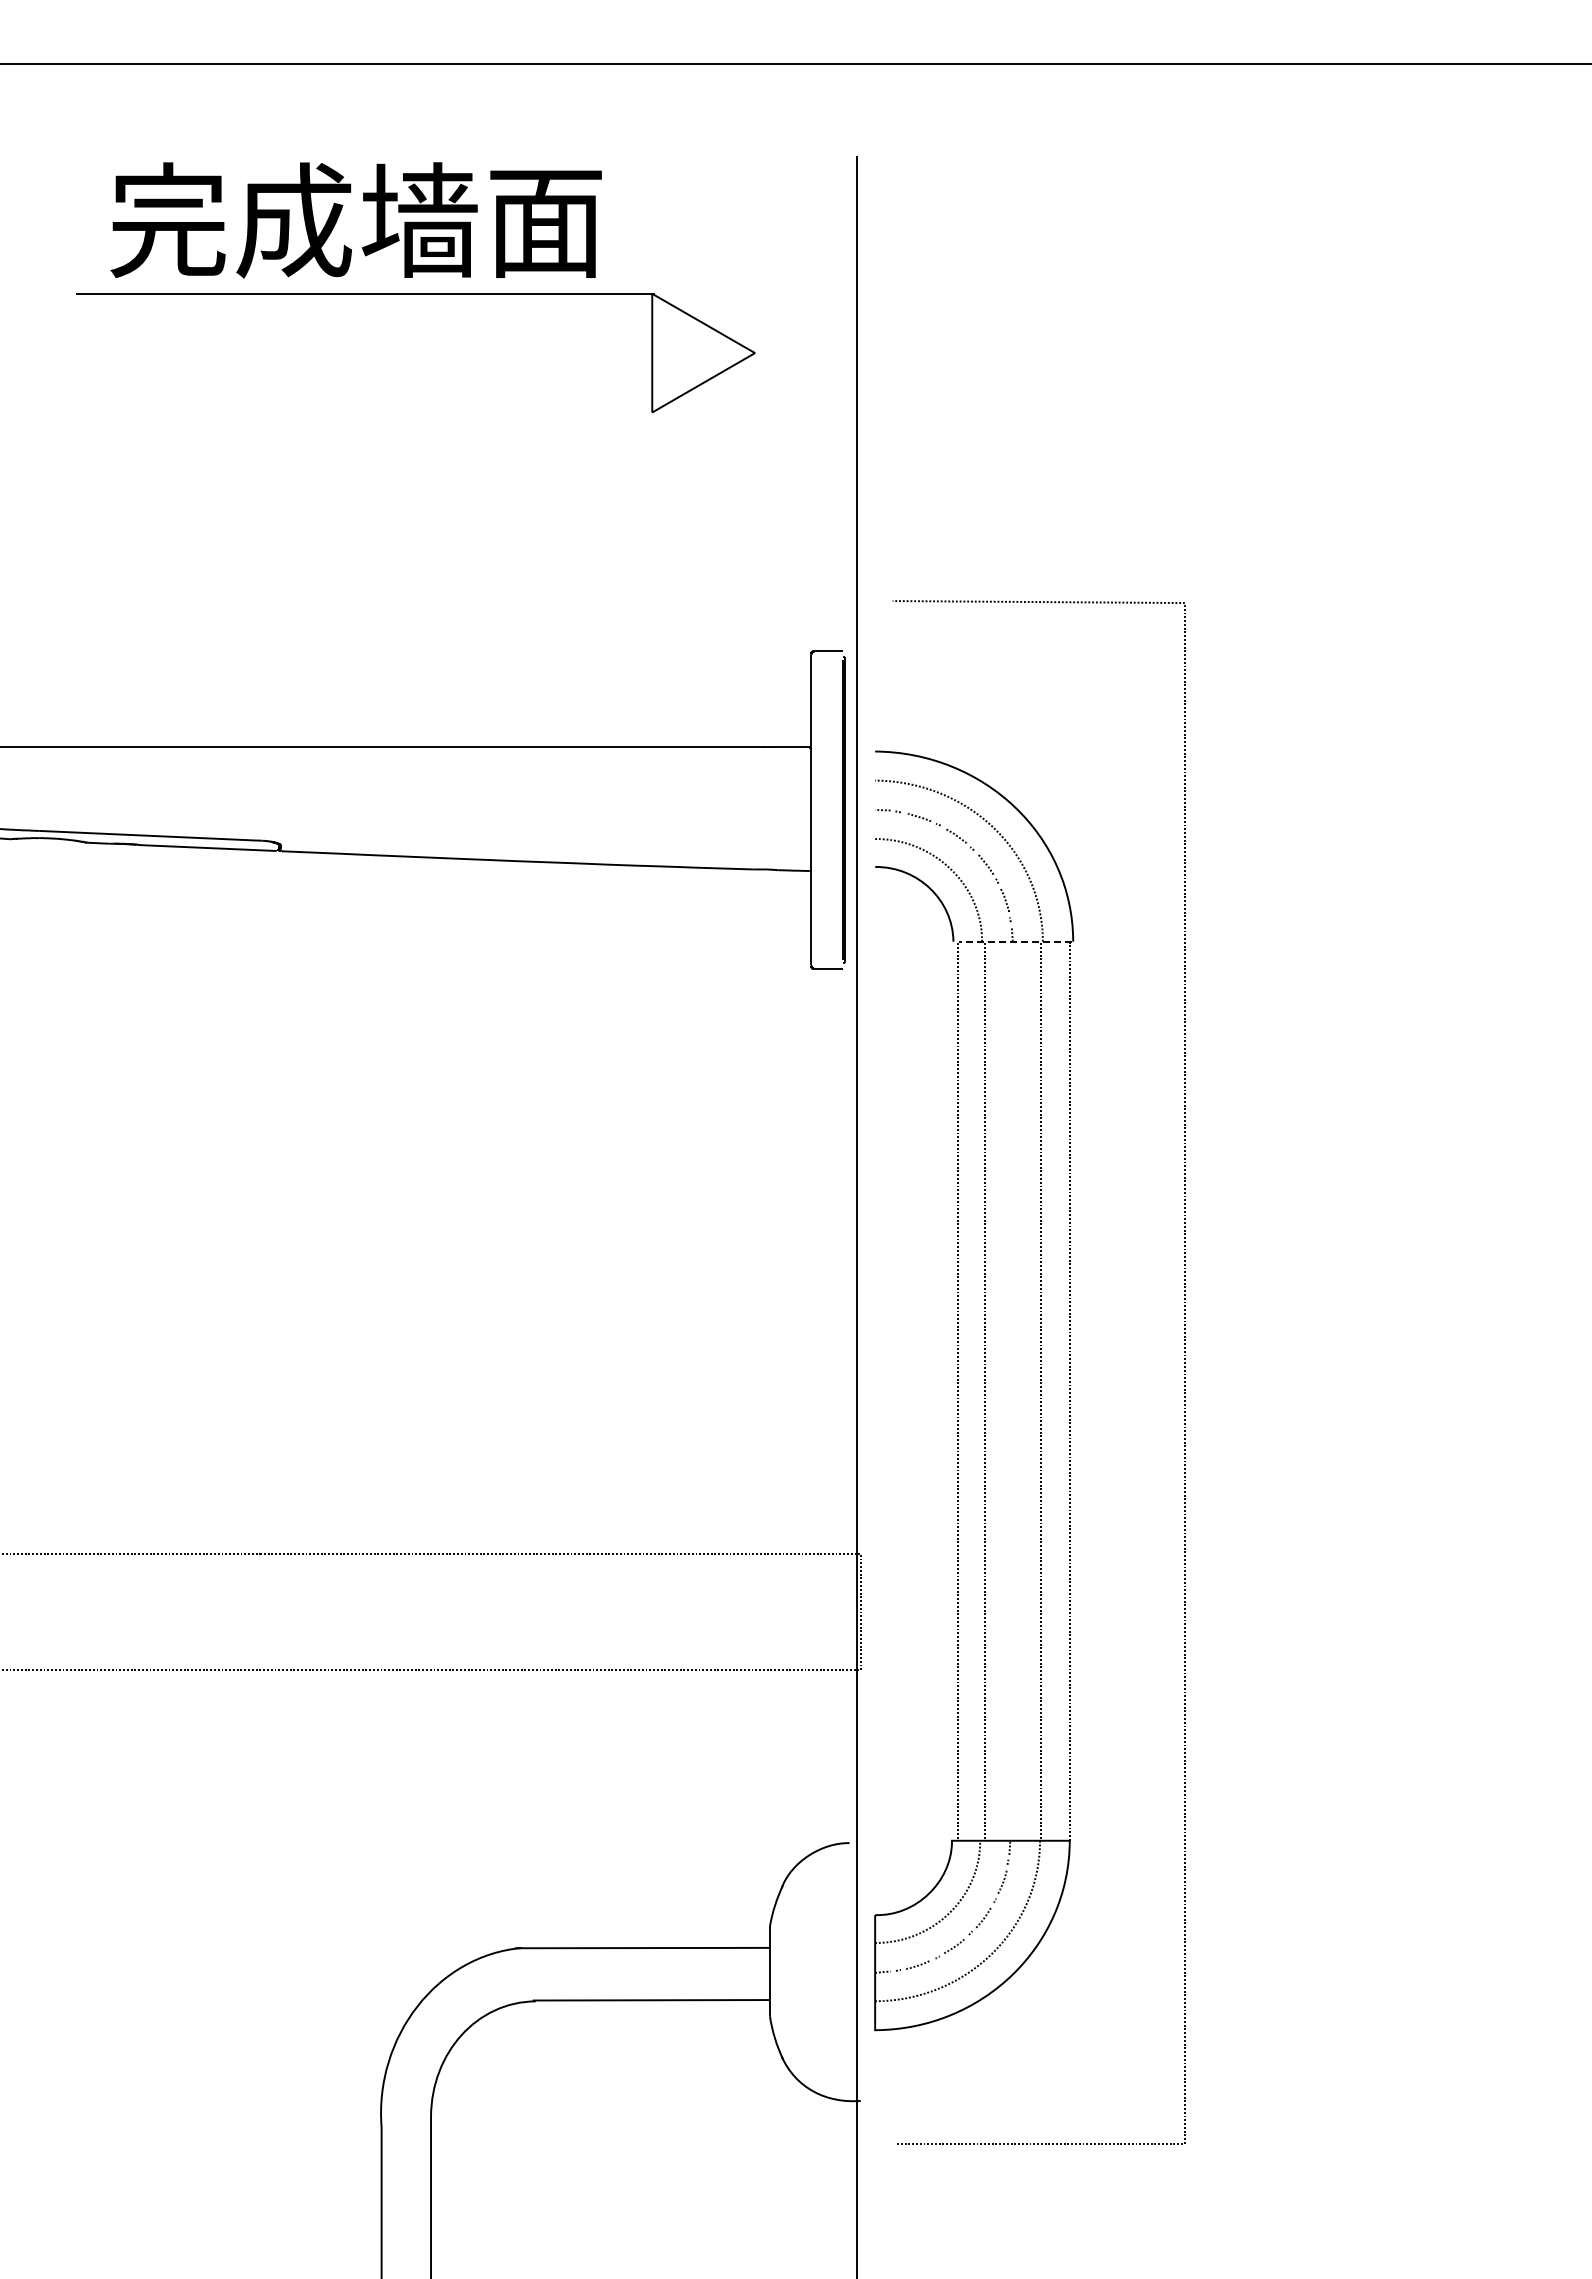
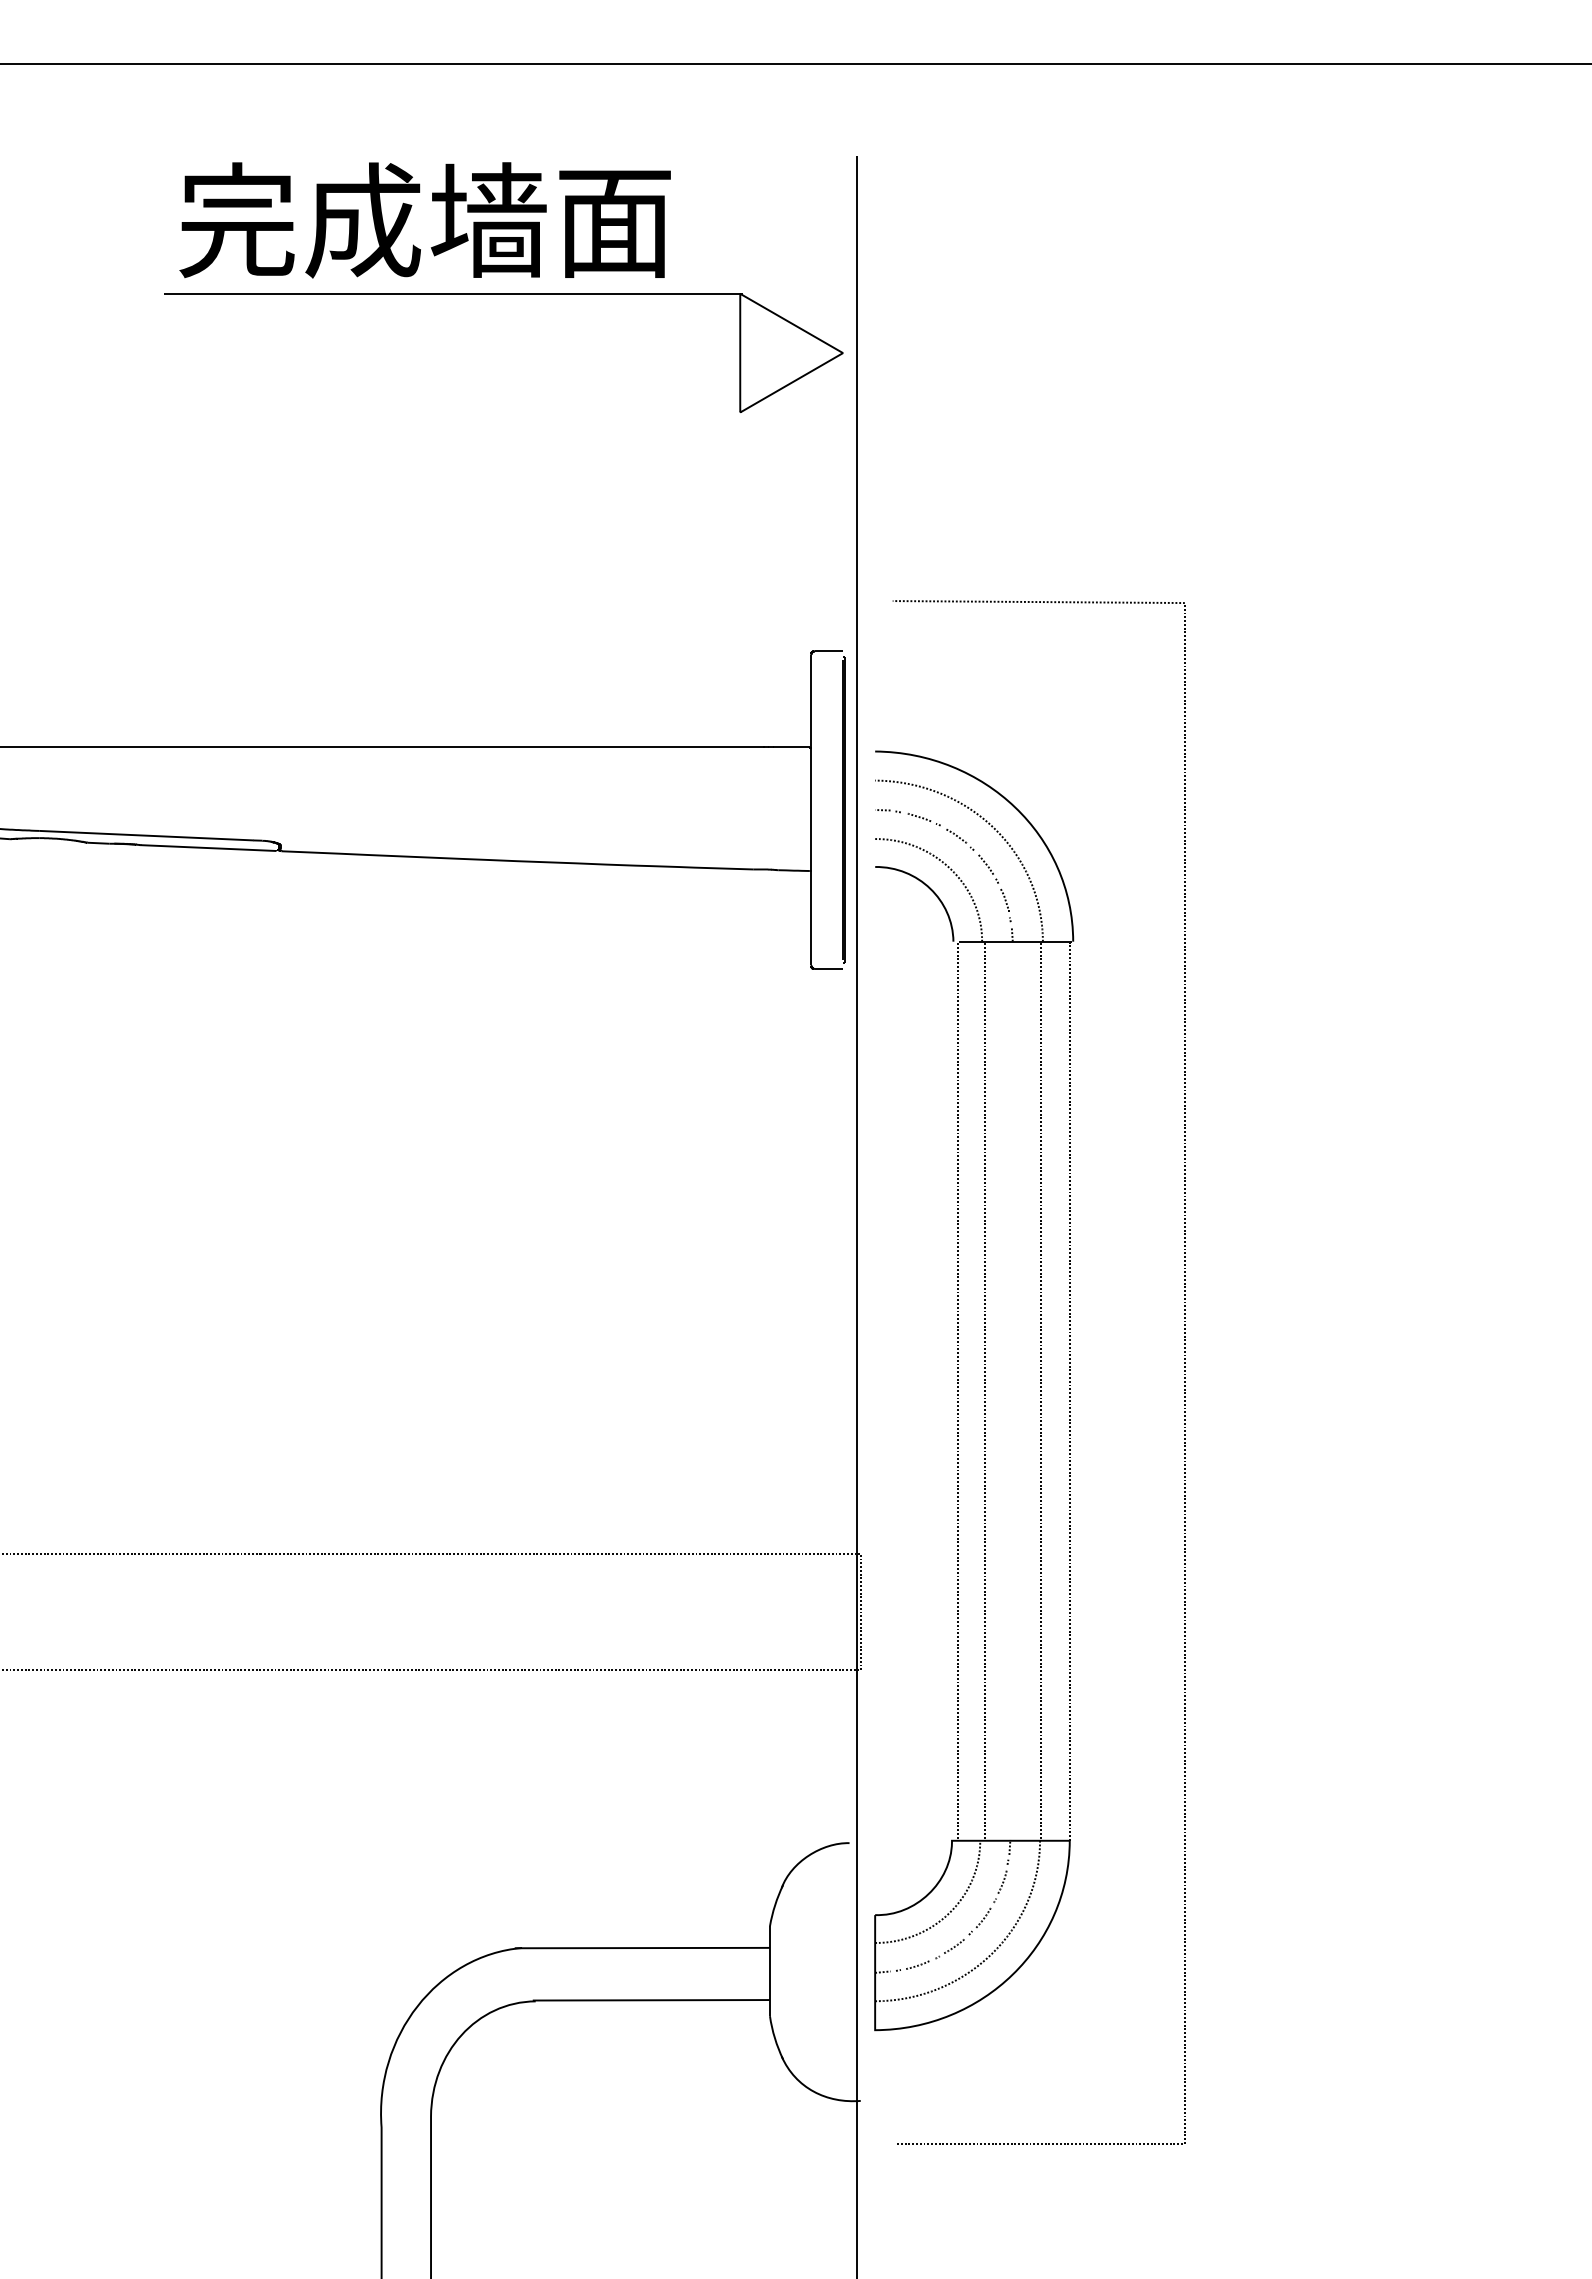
text position: (355, 220) -> (424, 220) (424, 220)
part position: (415, 294) -> (503, 294) (503, 294)
line: dashed -> solid (1015, 941)
